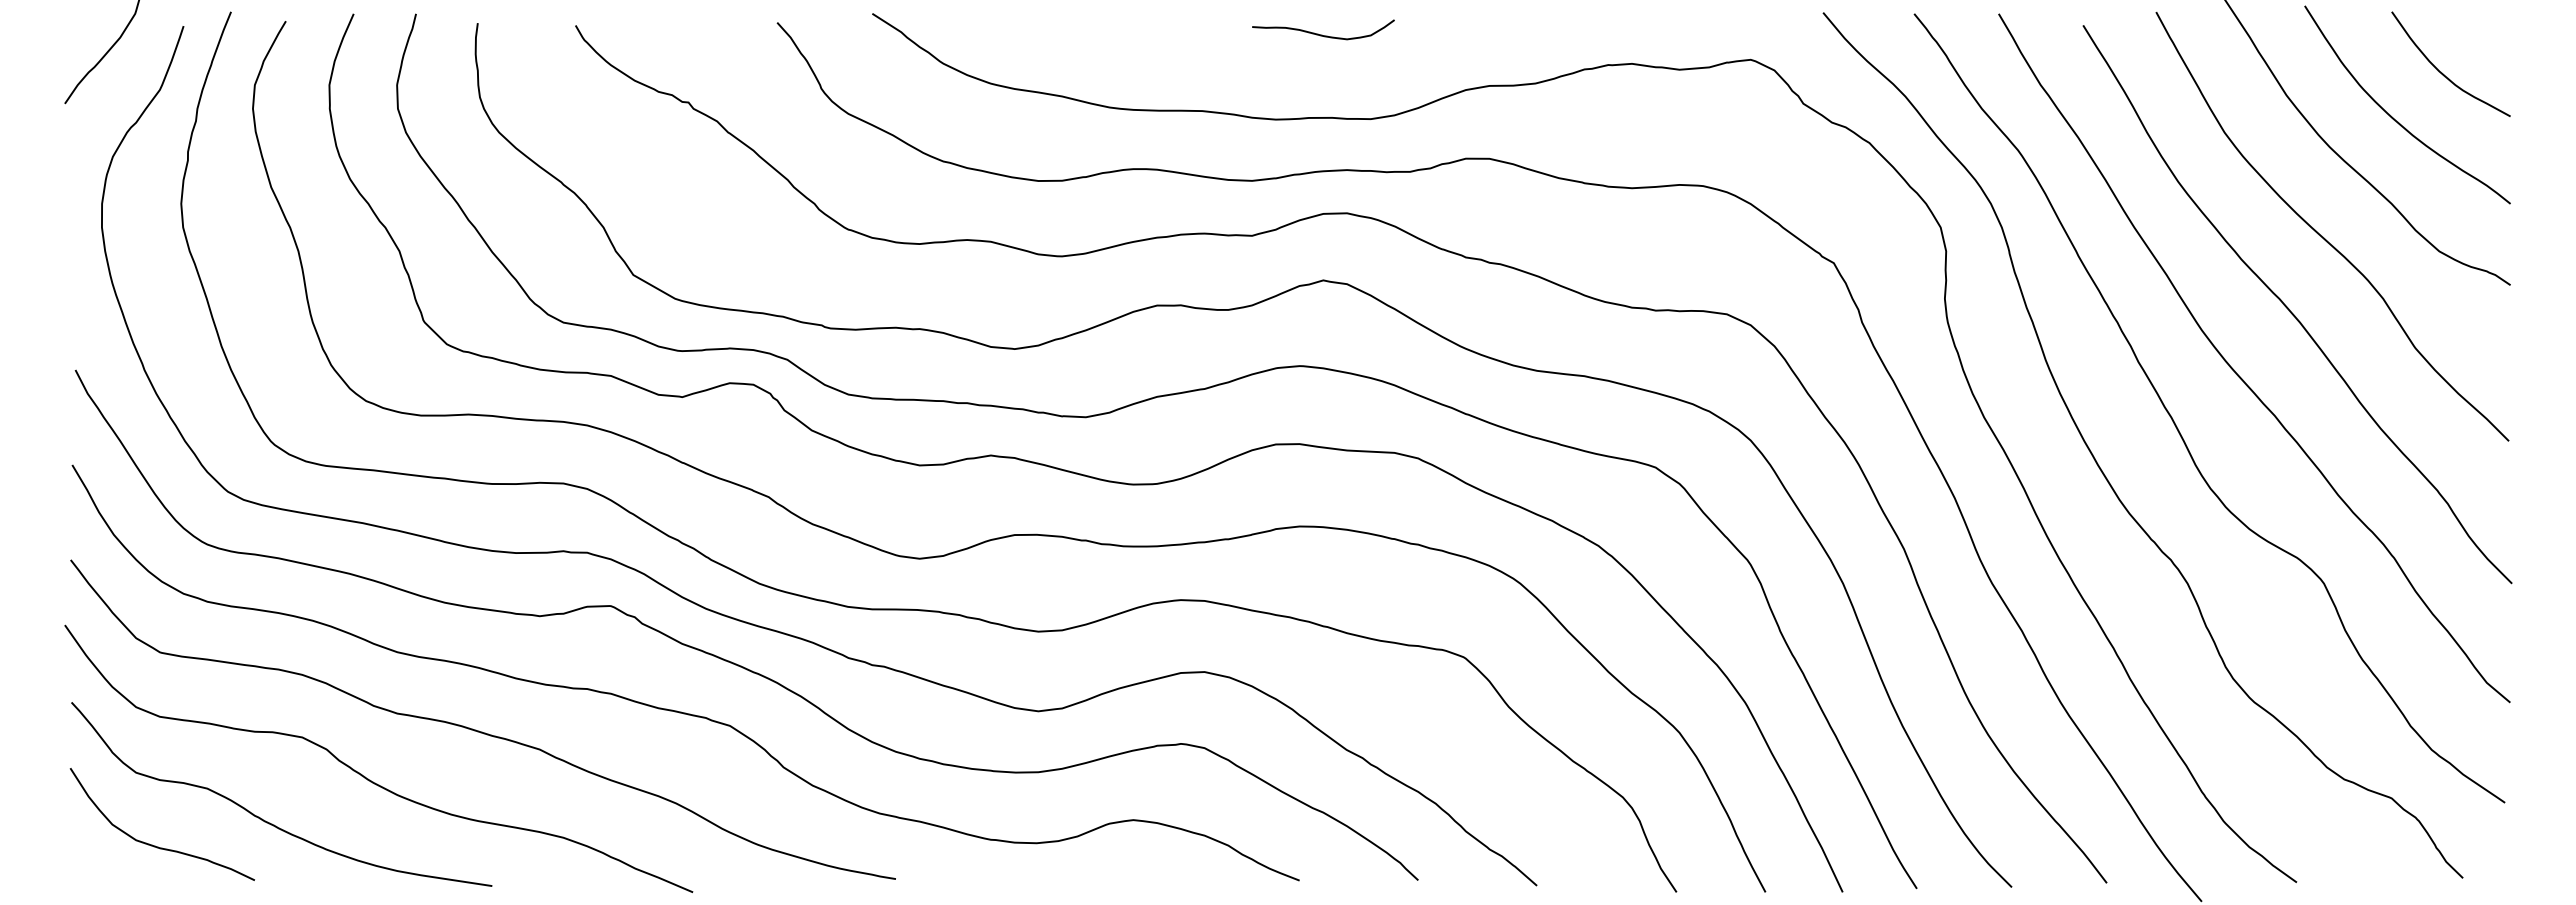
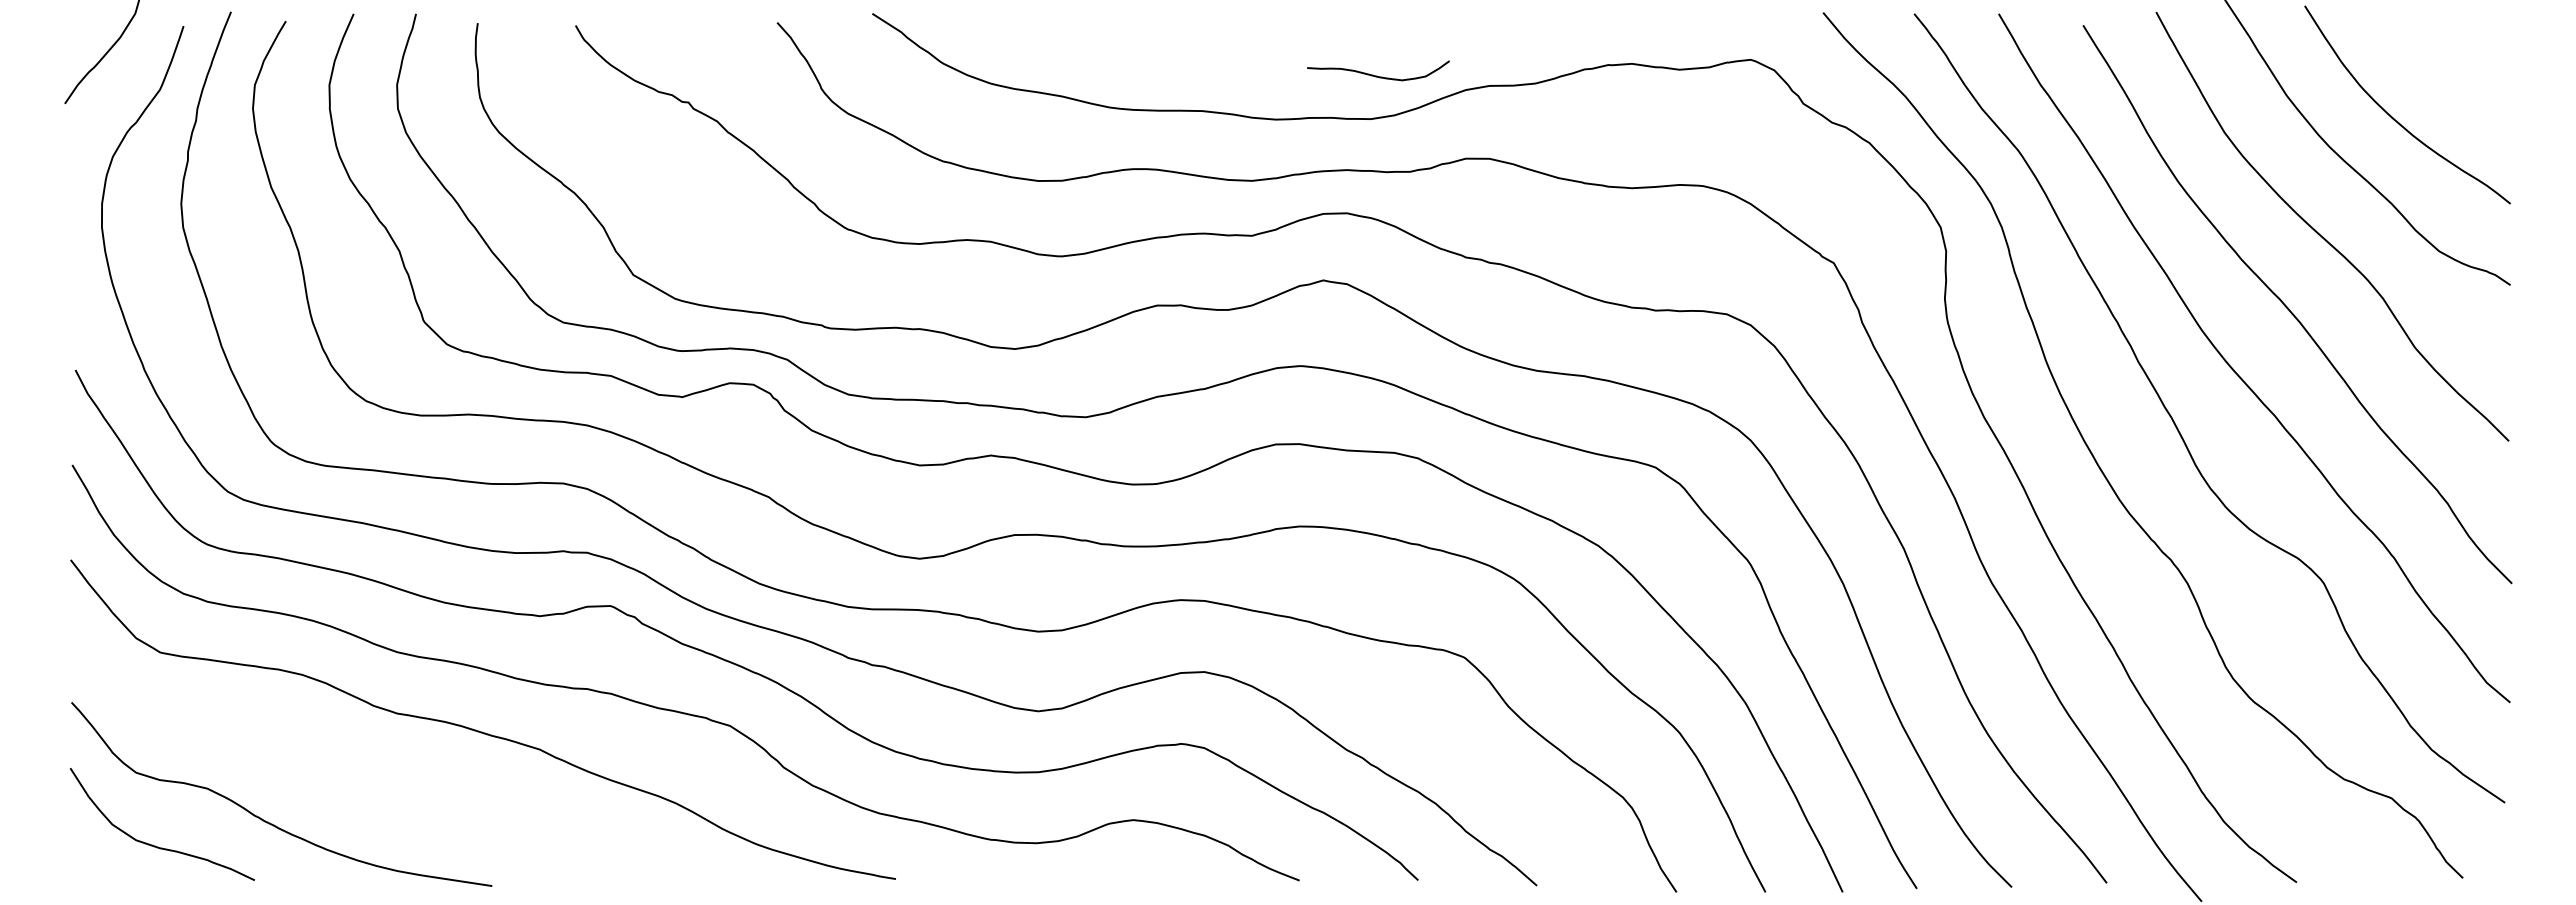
curve position: (1322, 34) -> (1377, 75) (1377, 75)
curve: present -> none (2442, 72)
curve: present -> none (365, 776)
